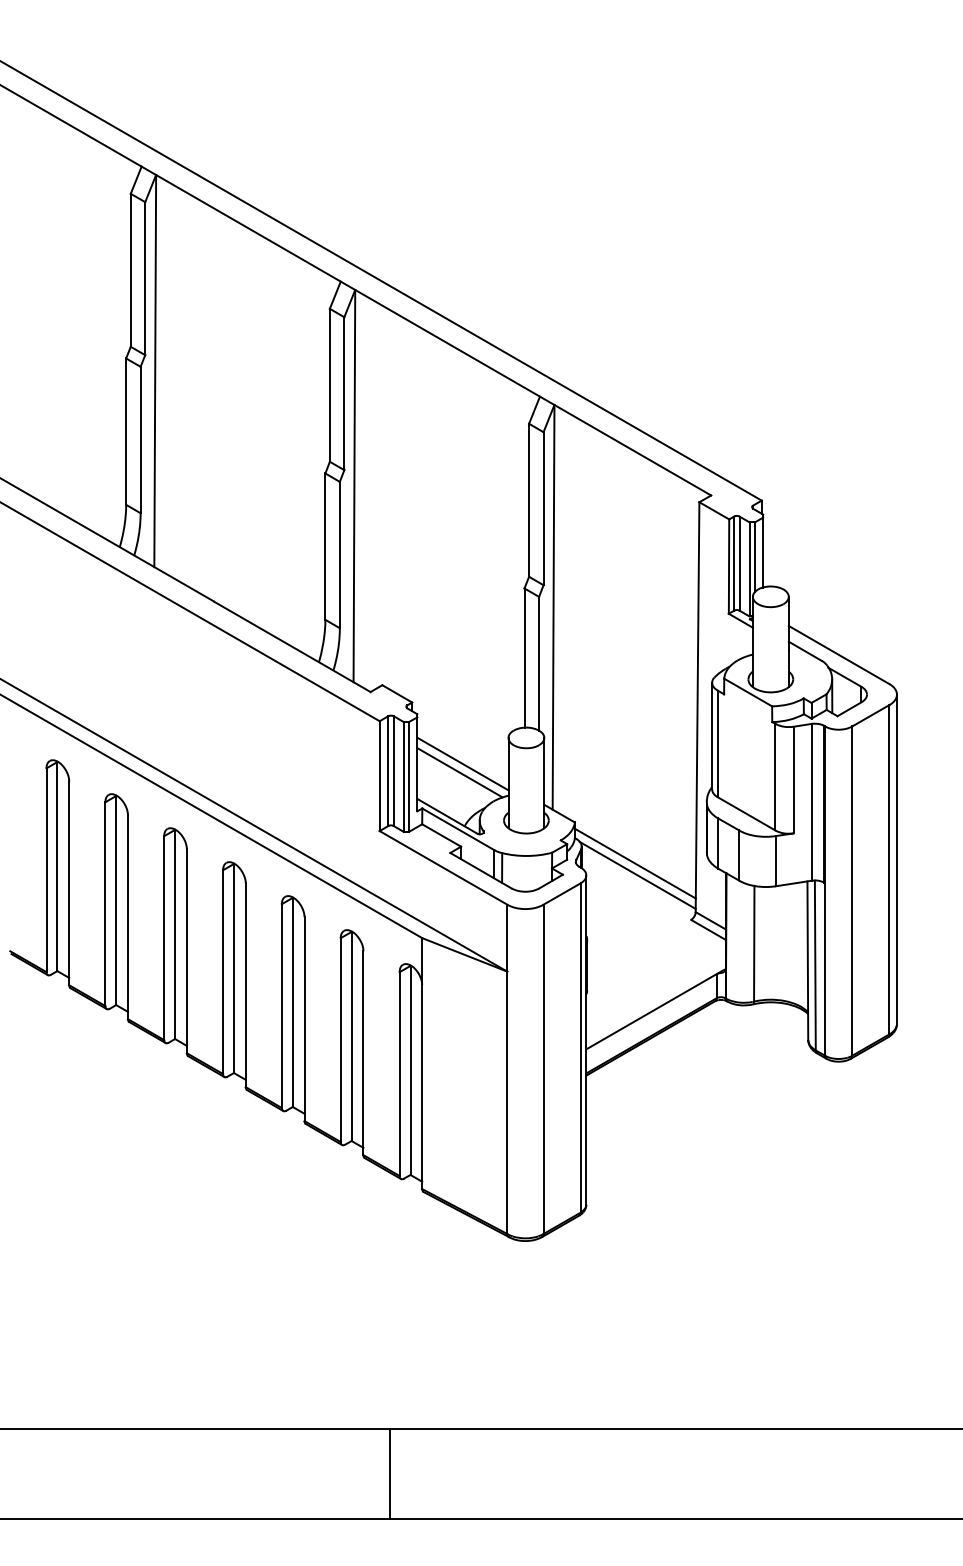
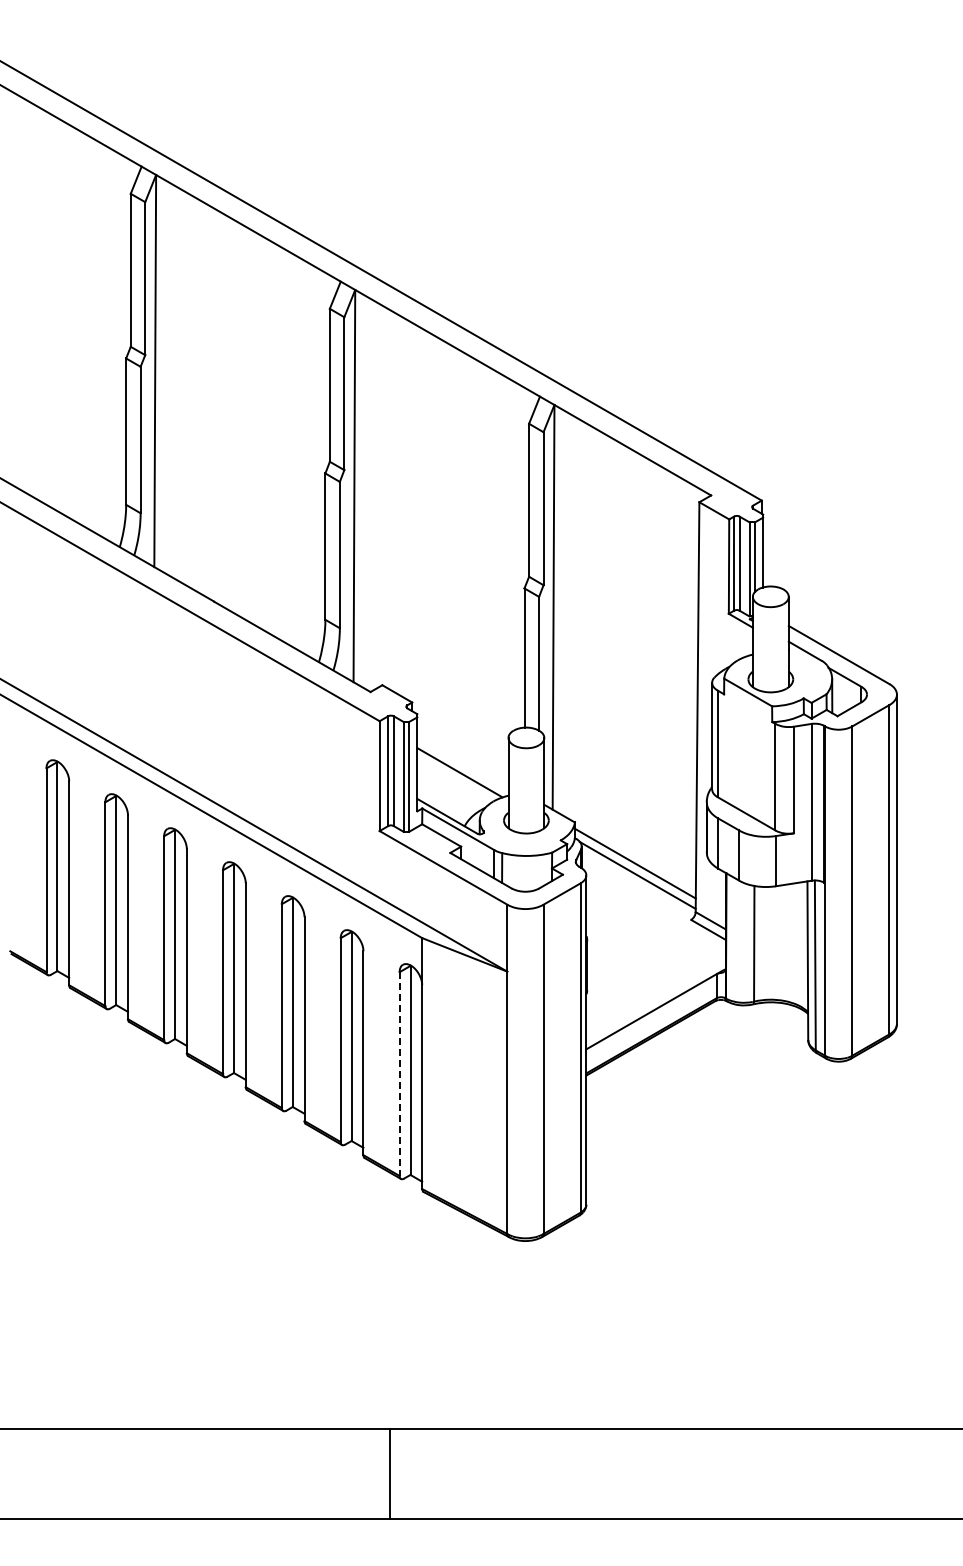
line: present -> none (462, 763)
line: solid -> dashed (399, 1074)
